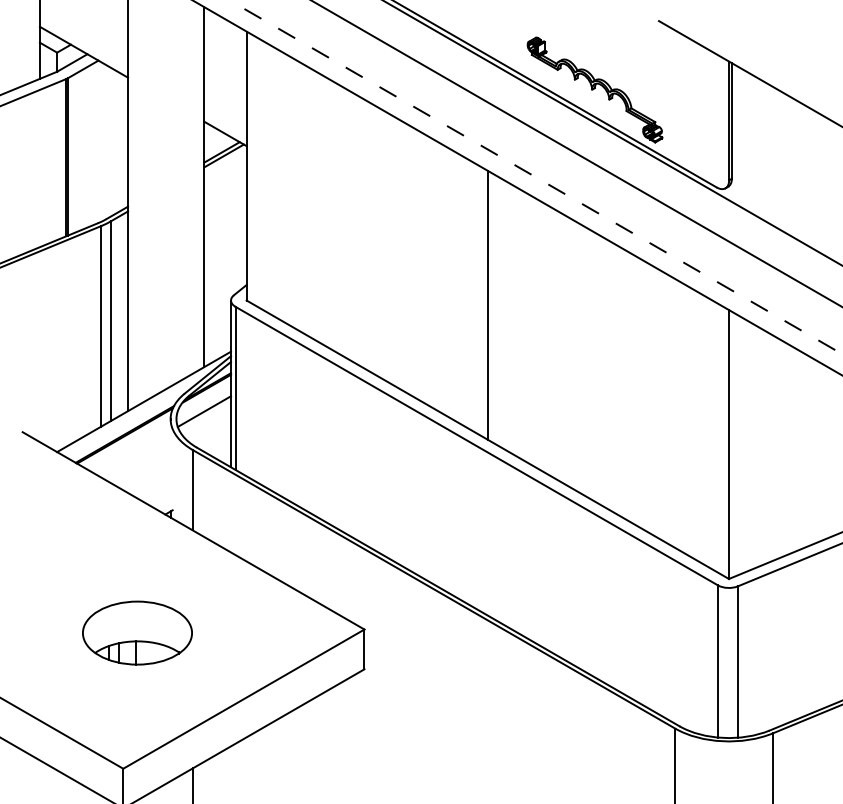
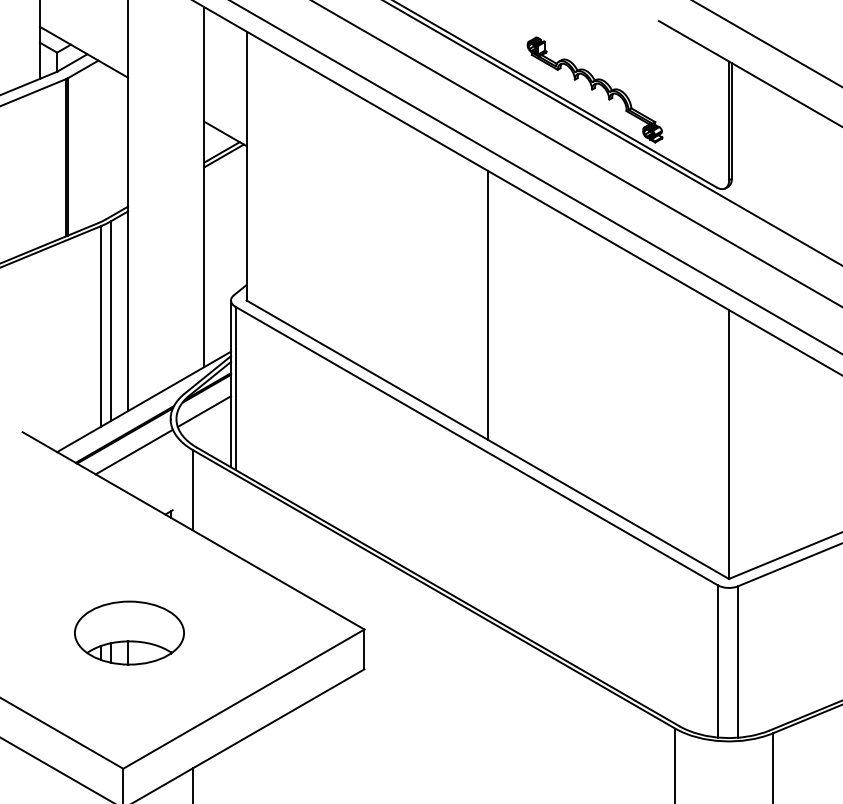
line: none -> present (767, 43)
line: dashed -> solid (536, 177)
line: none -> present (133, 451)
part position: (137, 632) -> (129, 632) (129, 632)
